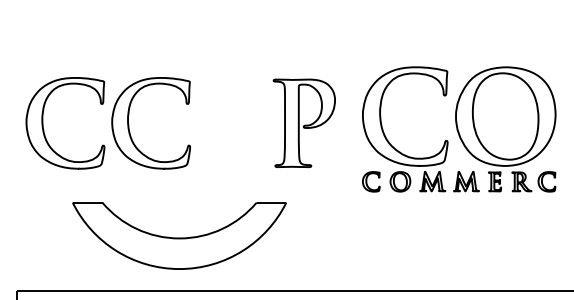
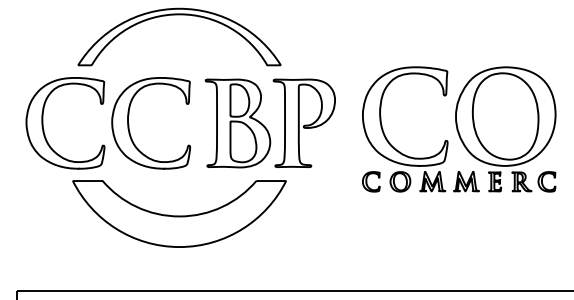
part: none -> present (179, 15)
part: none -> present (237, 123)
part position: (179, 235) -> (179, 213) (179, 213)
